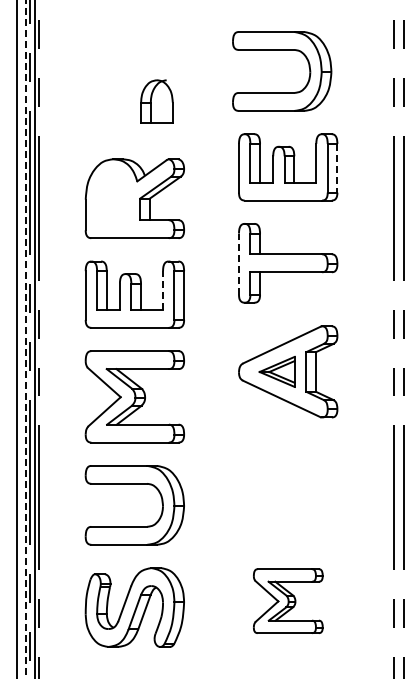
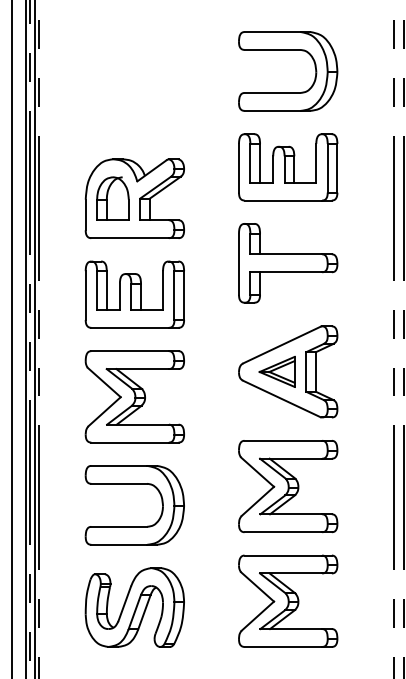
part position: (282, 50) -> (288, 50) (288, 50)
part position: (156, 101) -> (112, 198) (112, 198)
line: dashed -> solid (337, 168)
line: dashed -> solid (238, 264)
line: dashed -> solid (163, 290)
line position: (17, 338) -> (12, 338) (12, 338)
line: dashed -> solid (25, 339)
part: none -> present (288, 486)
part size: 71x66 px -> 101x94 px (288, 600)
